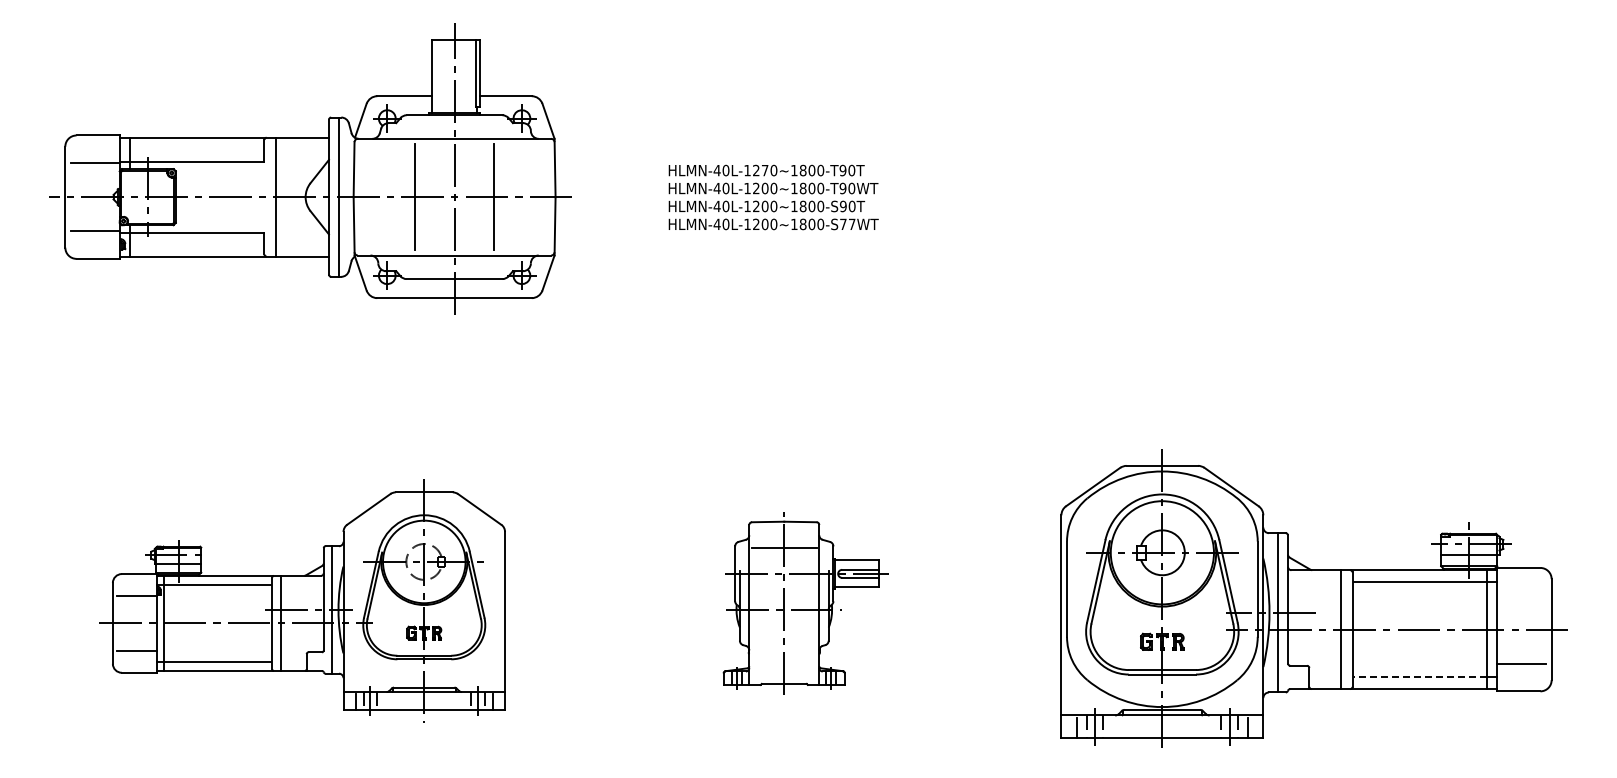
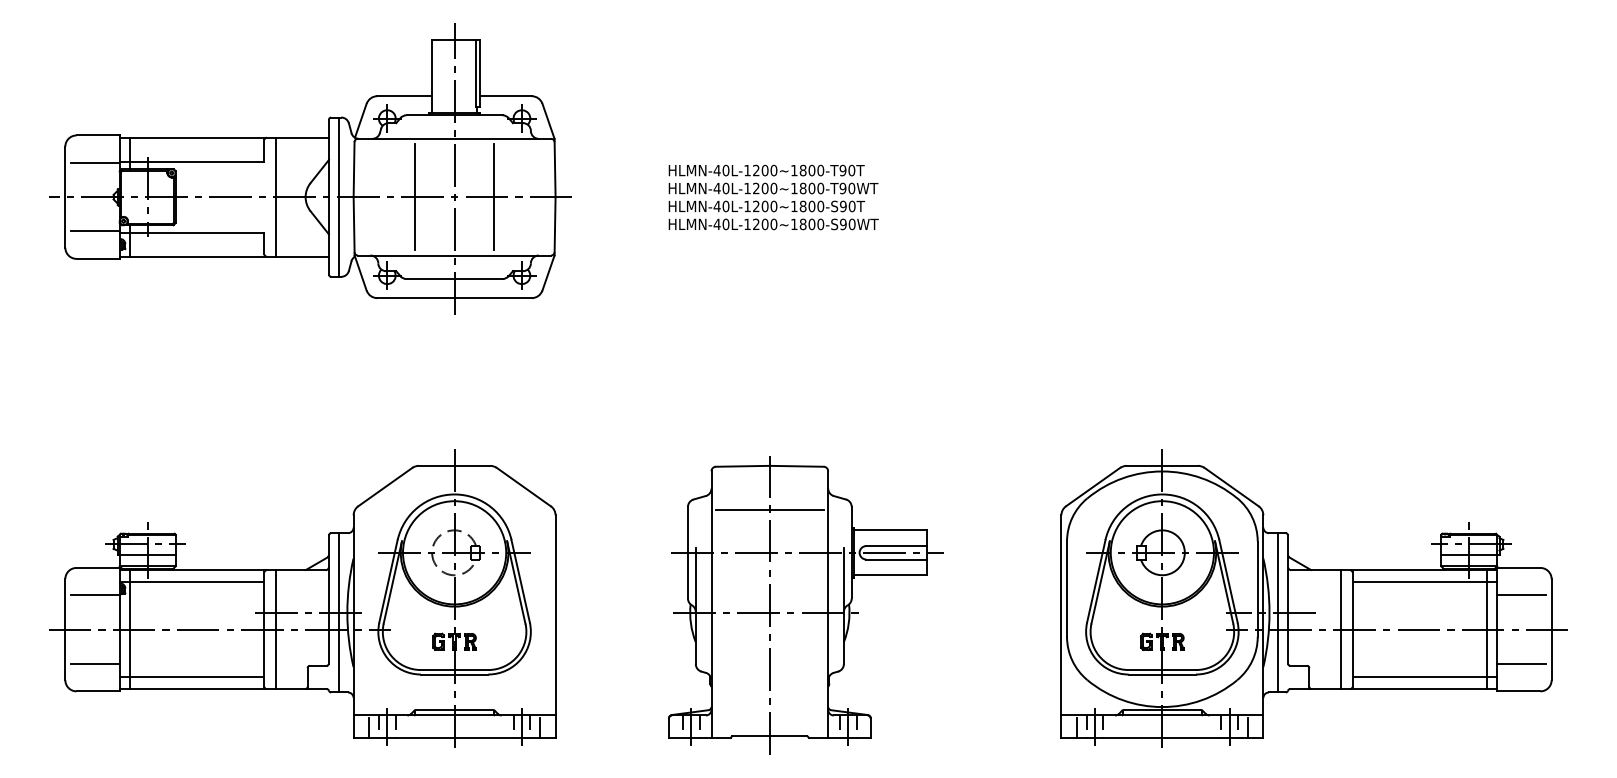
text: HLMN-40L-1270~1800-T90T -> HLMN-40L-1200~1800-T90T (764, 170)
text: HLMN-40L-1200~1800-S77WT -> HLMN-40L-1200~1800-S90WT (847, 224)
line: none -> present (1521, 595)
part size: 407x244 px -> 508x299 px (302, 598)
part size: 167x183 px -> 276x299 px (805, 605)
line: dashed -> solid (1420, 677)
